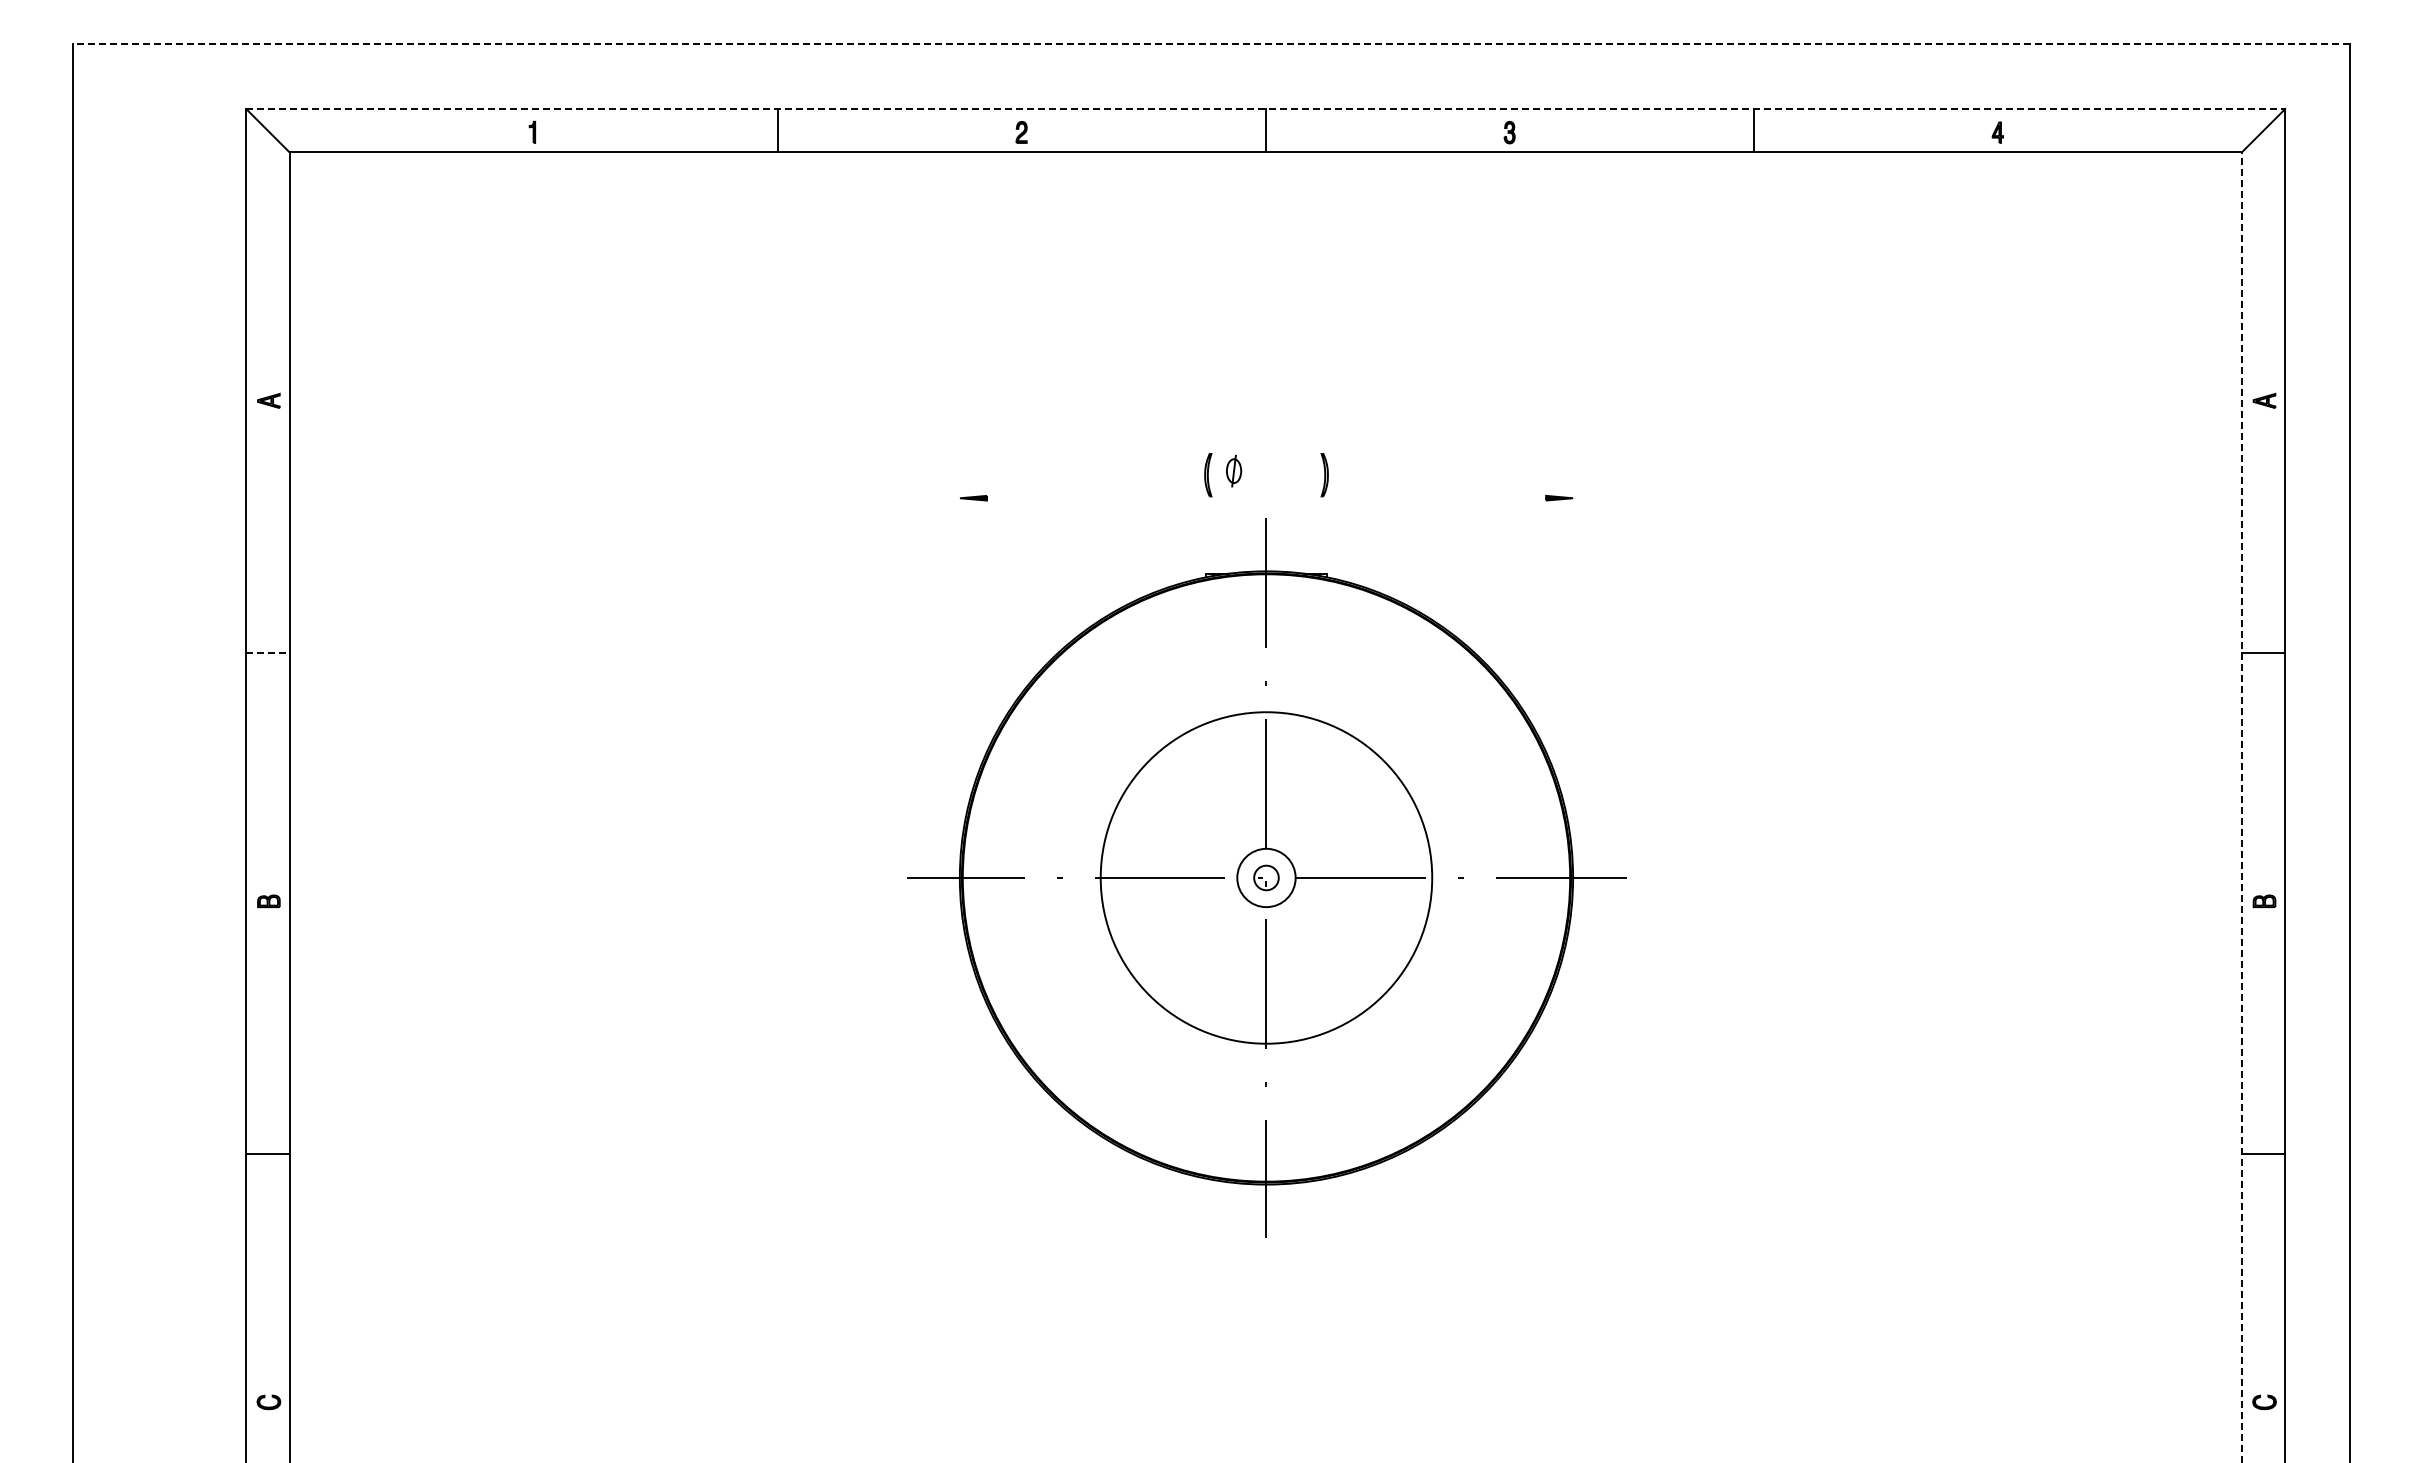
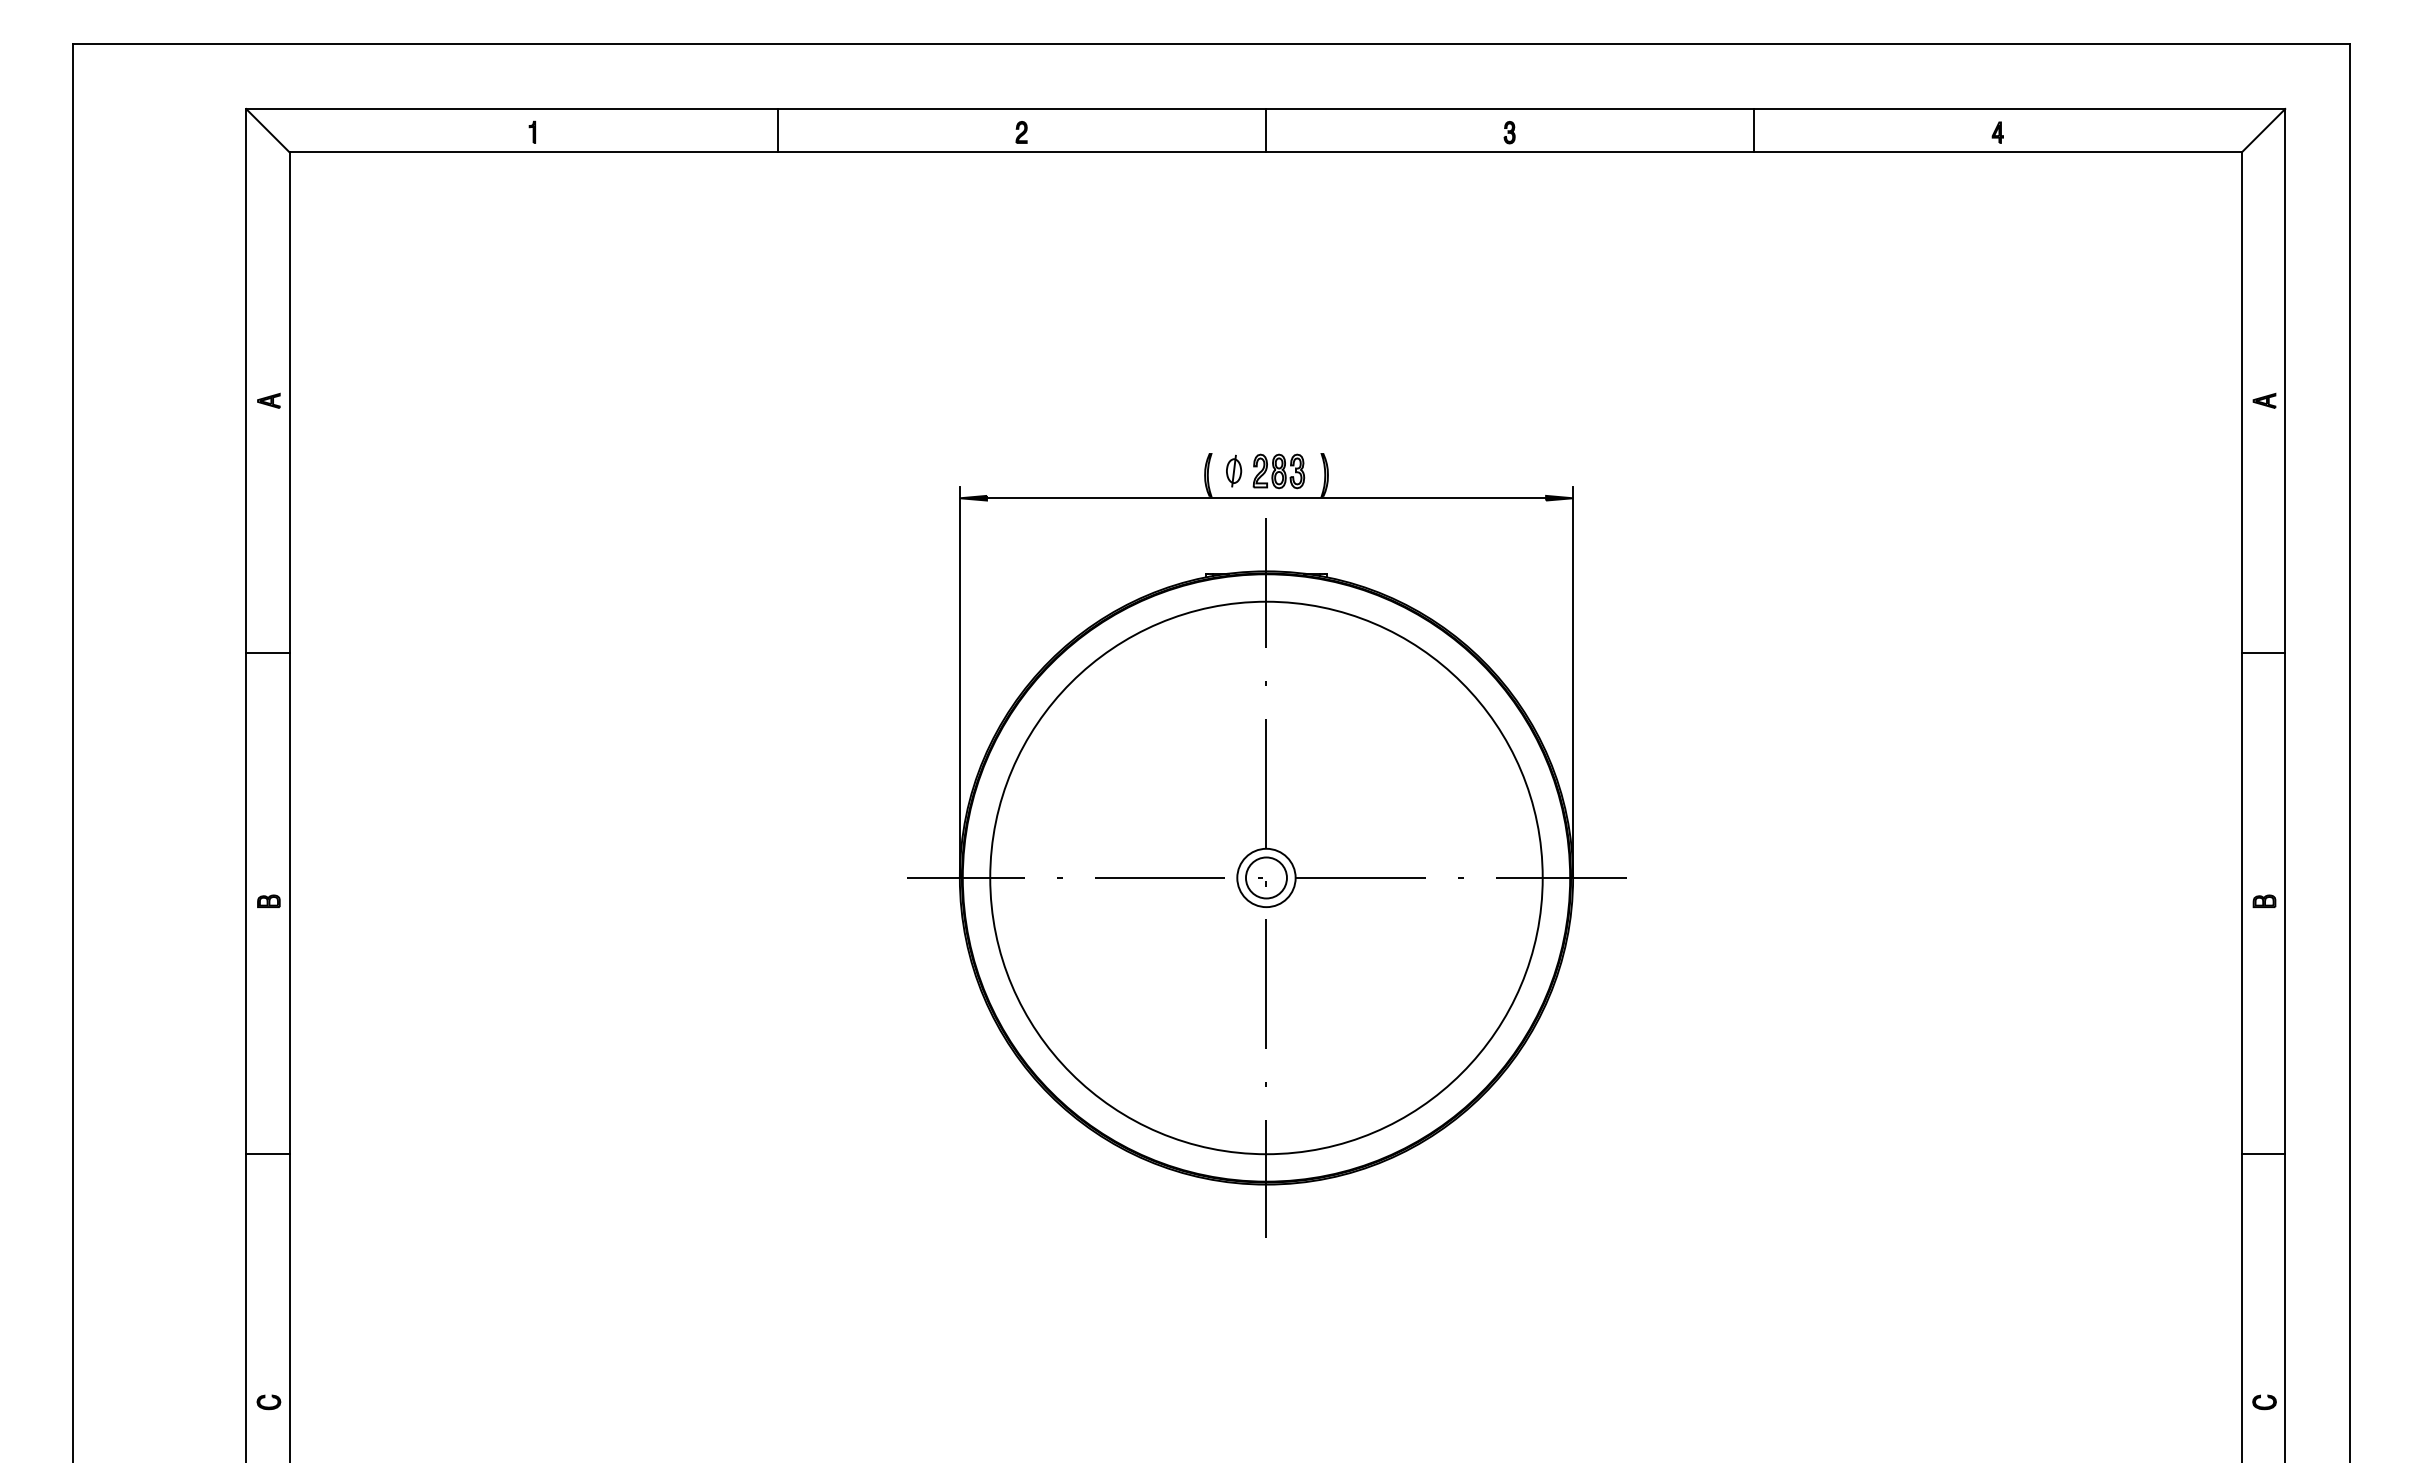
line: dashed -> solid (1211, 43)
line: dashed -> solid (1265, 109)
part: none -> present (1278, 471)
line: none -> present (1266, 498)
line: dashed -> solid (267, 653)
line: none -> present (959, 682)
line: none -> present (1573, 682)
line: dashed -> solid (2241, 807)
circle diameter: 25 px -> 41 px (1265, 877)
circle diameter: 331 px -> 552 px (1266, 877)
